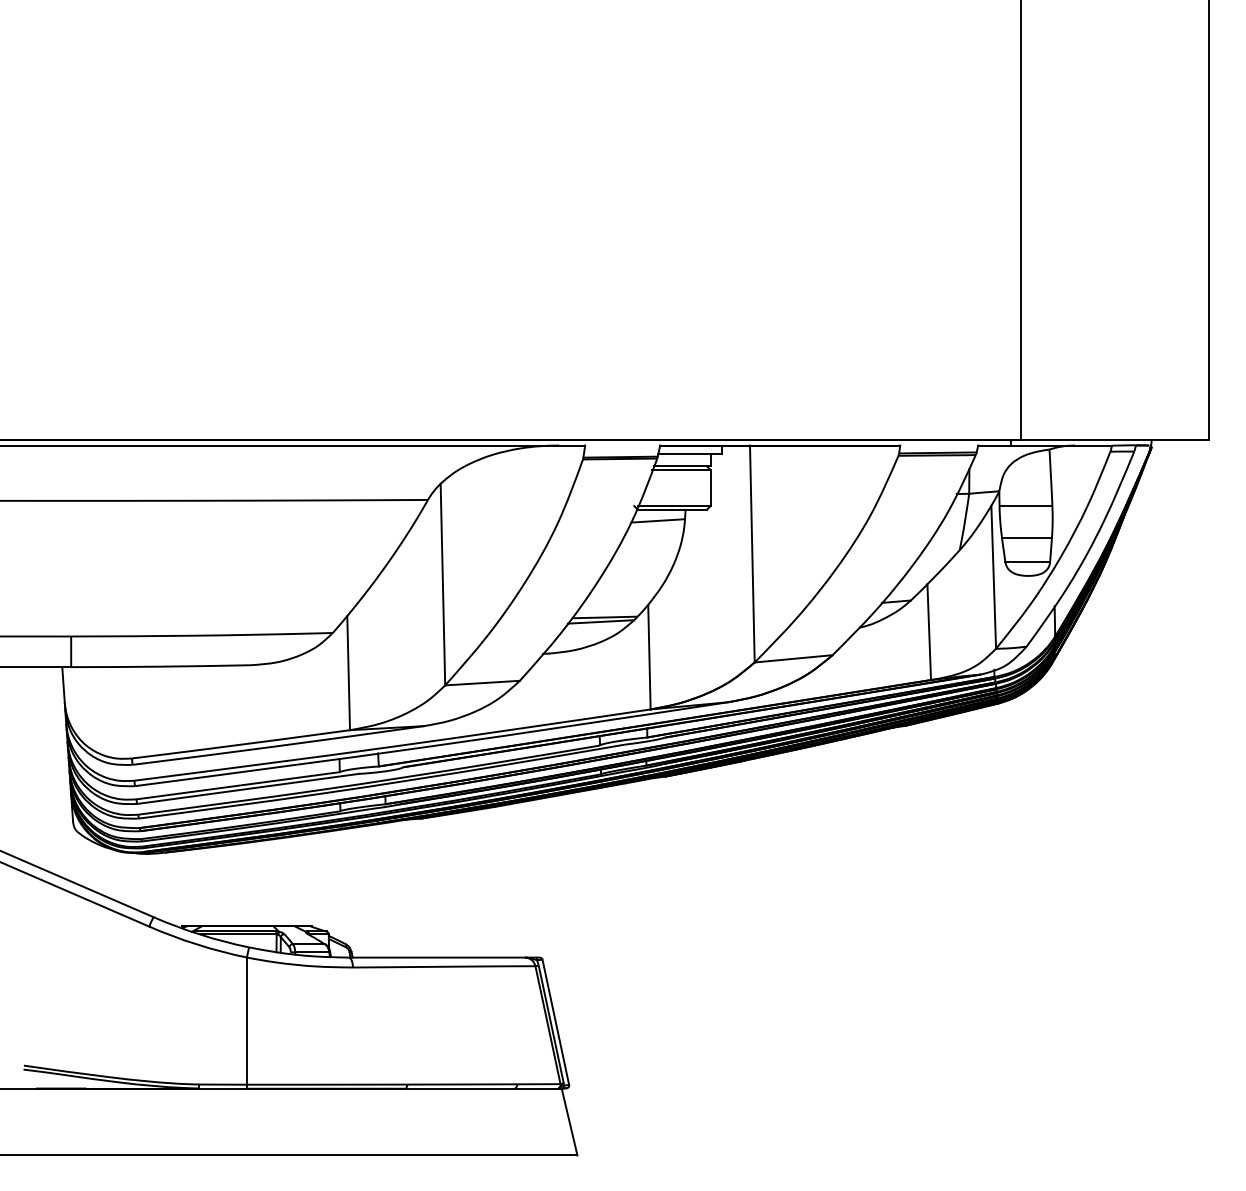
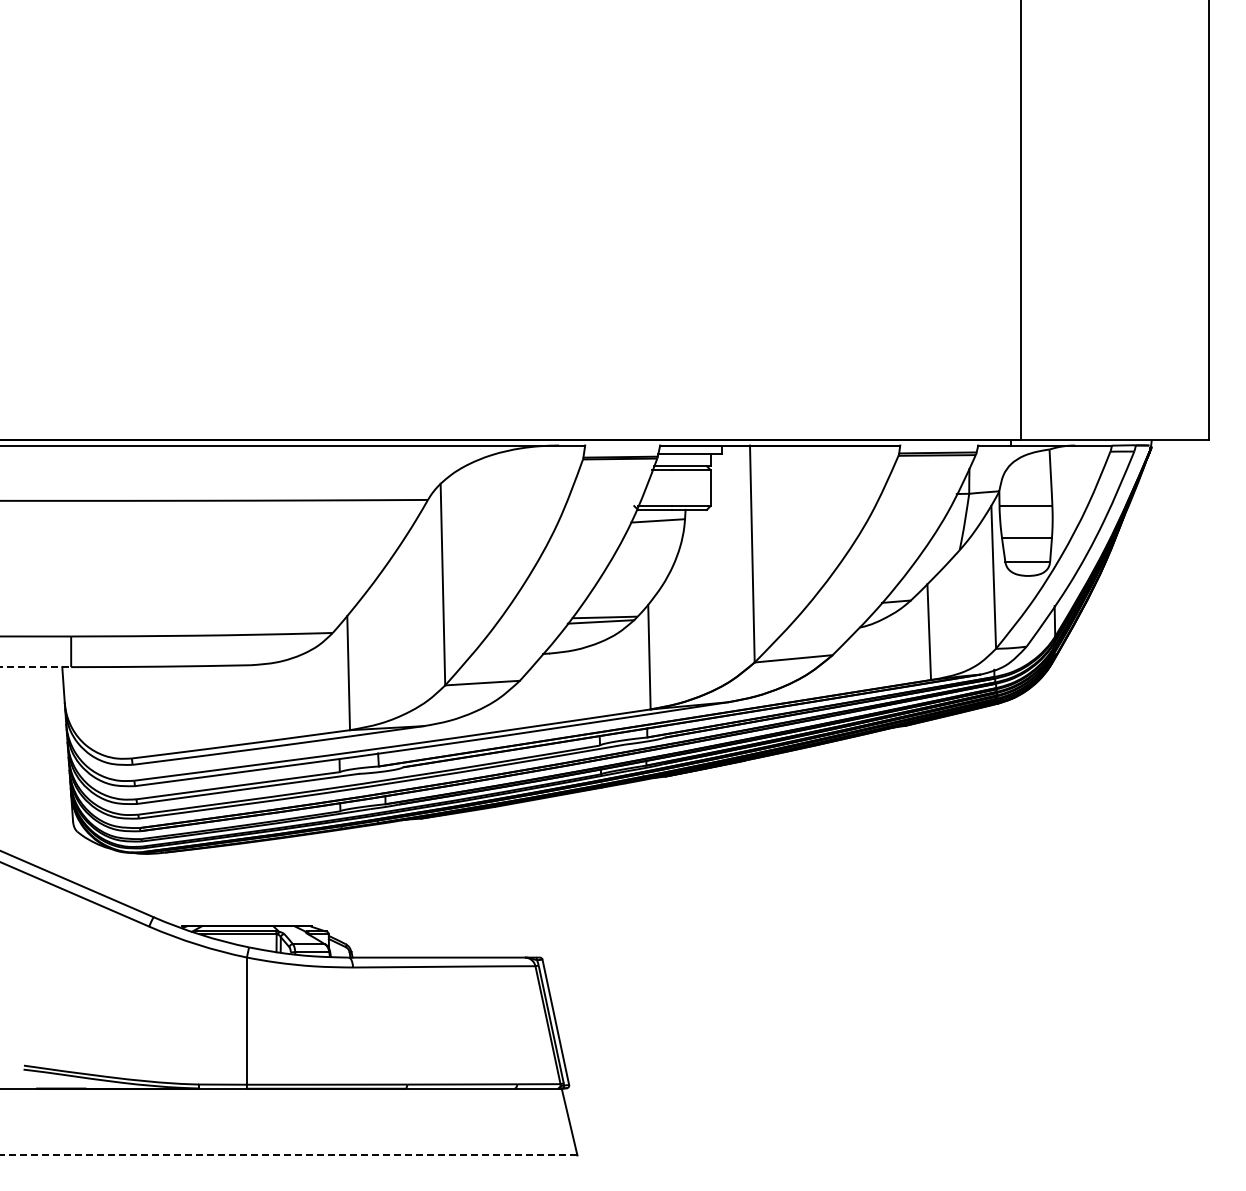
line: solid -> dashed (36, 667)
line: solid -> dashed (288, 1155)
